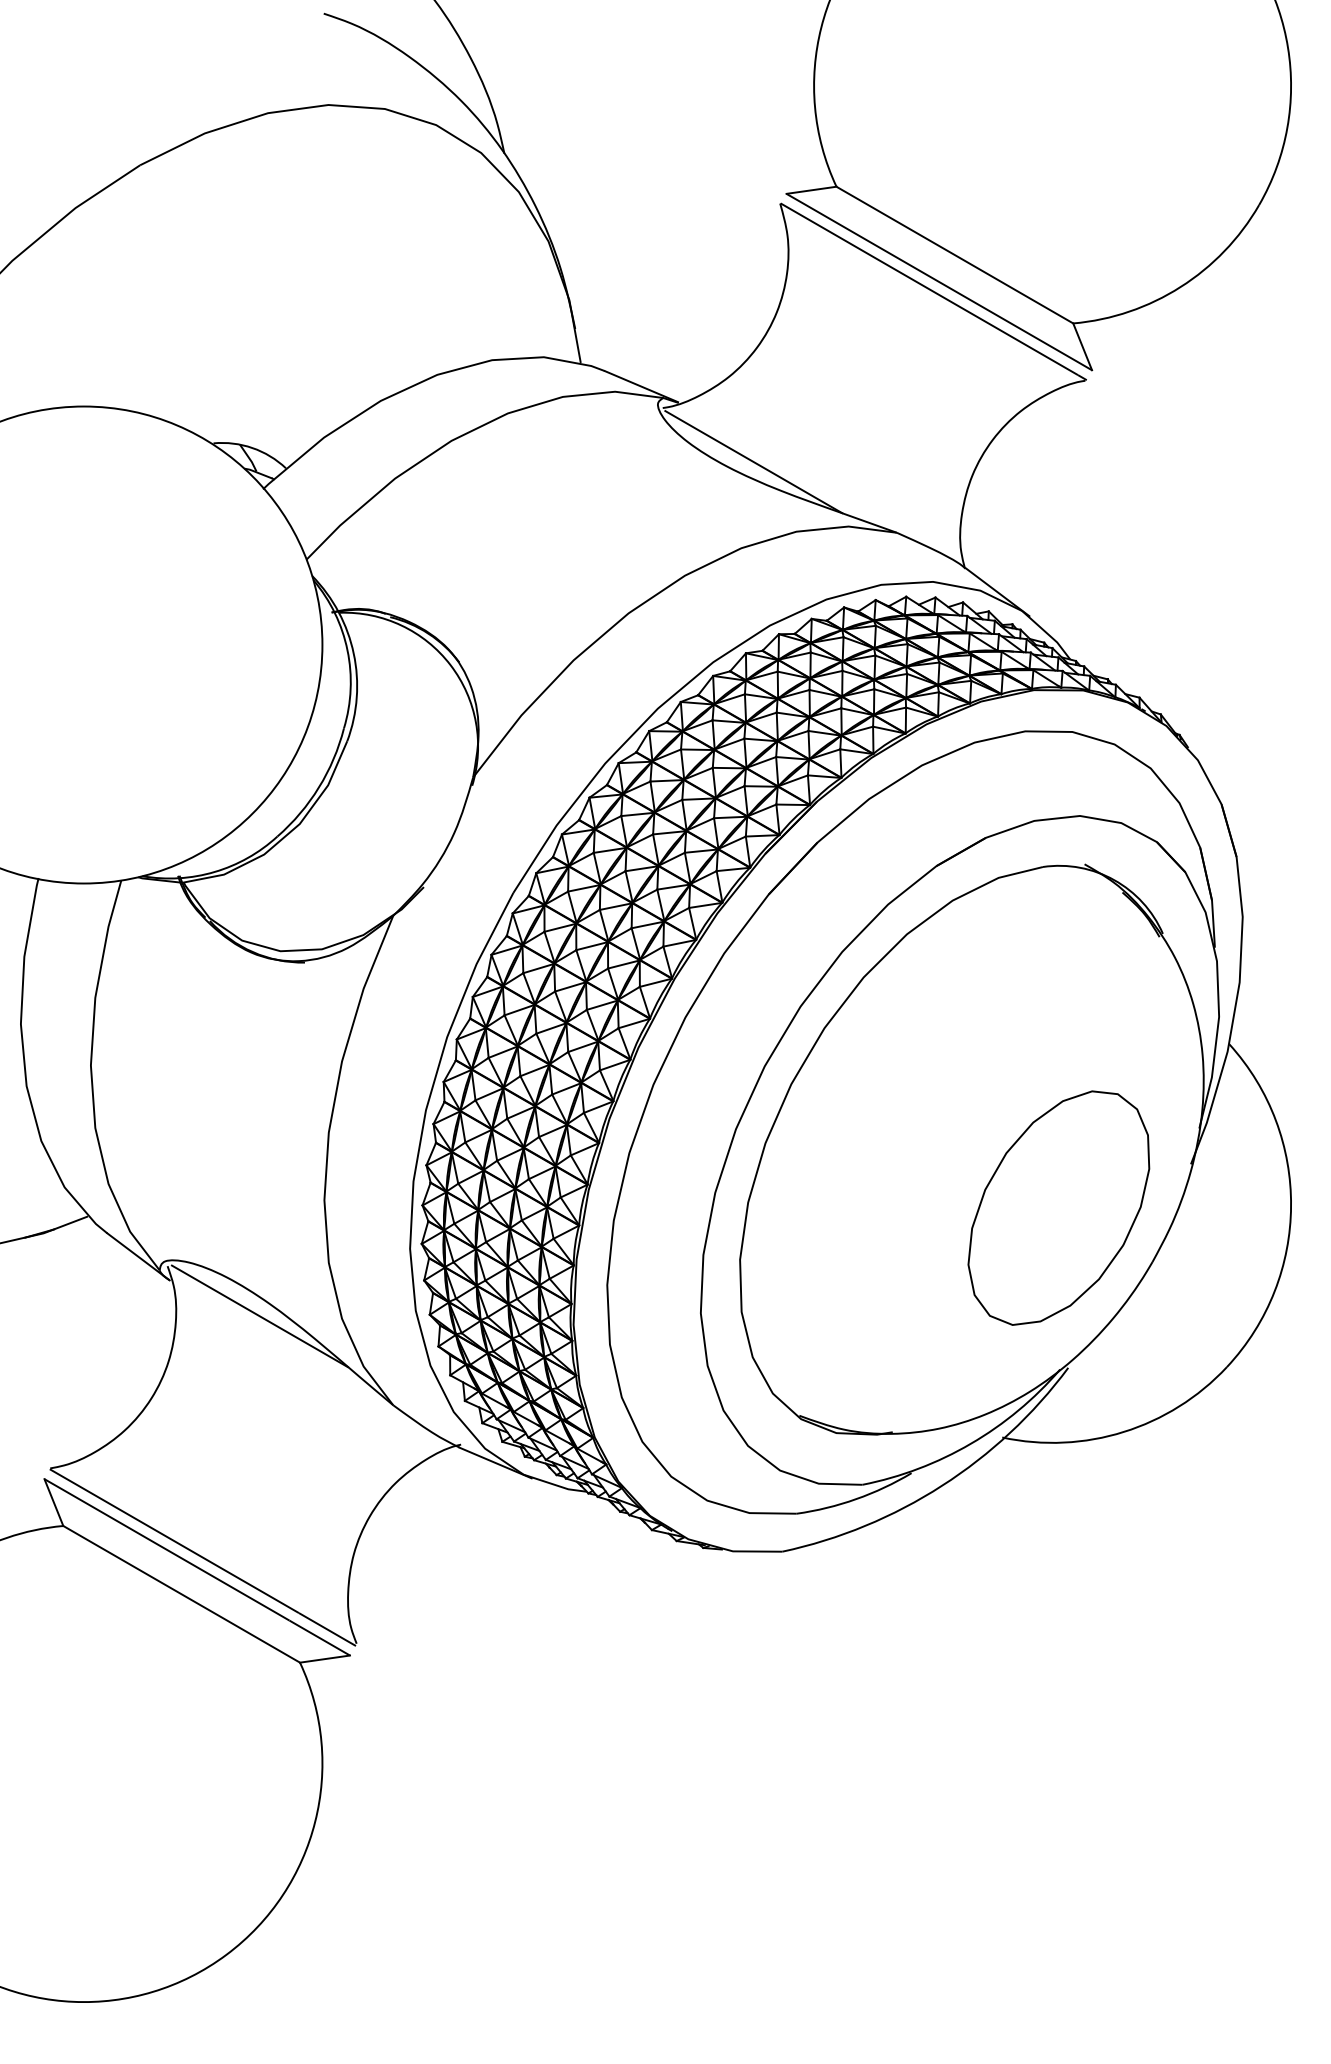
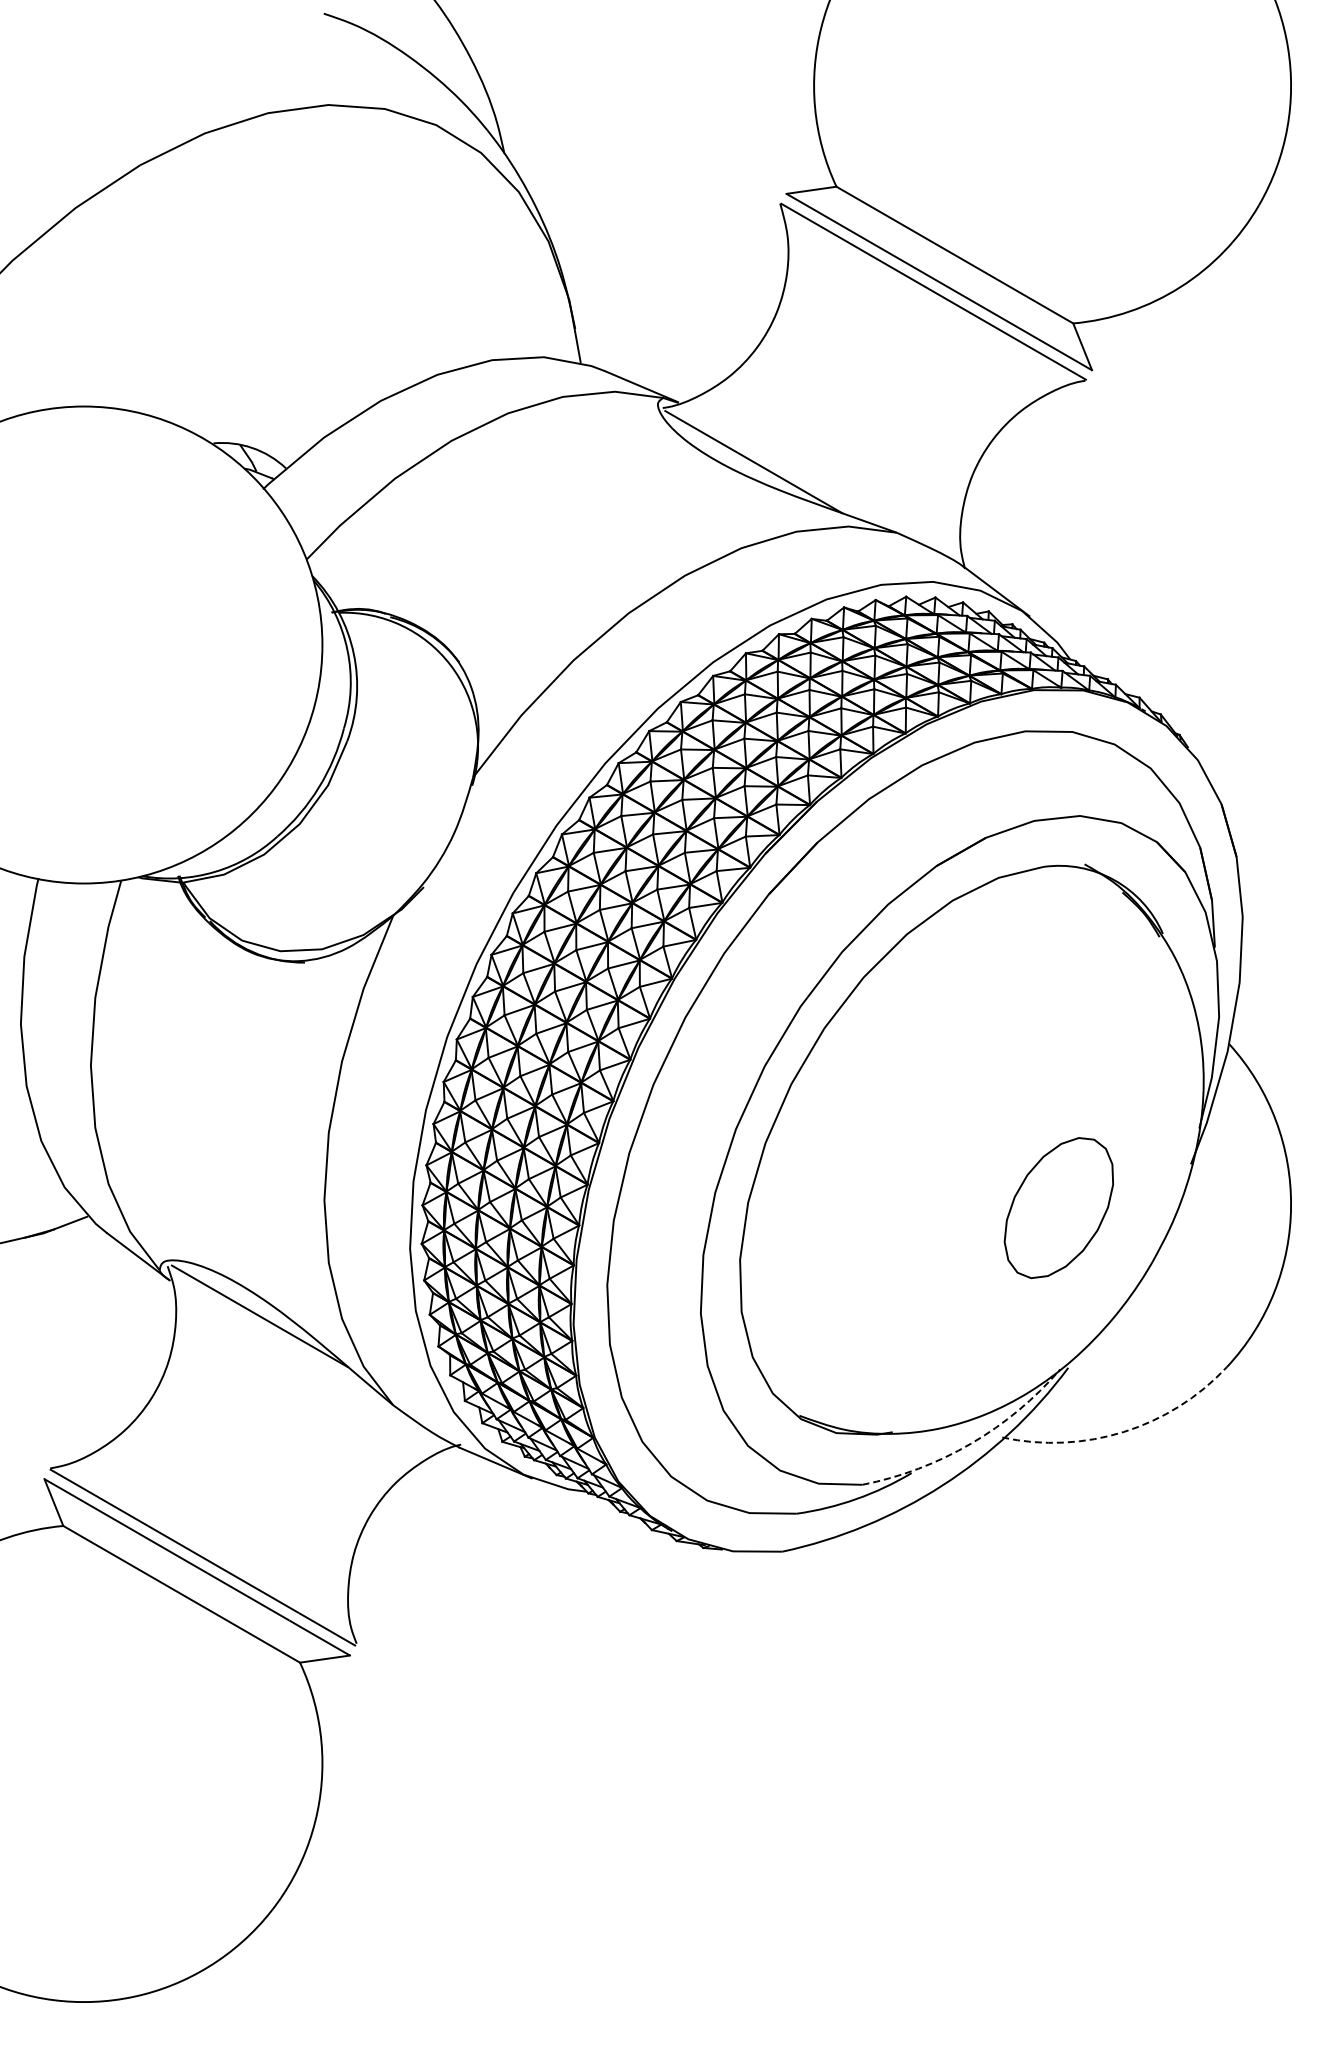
part size: 184x236 px -> 112x143 px (1058, 1208)
arc: solid -> dashed (1123, 1431)
arc: solid -> dashed (970, 1443)
